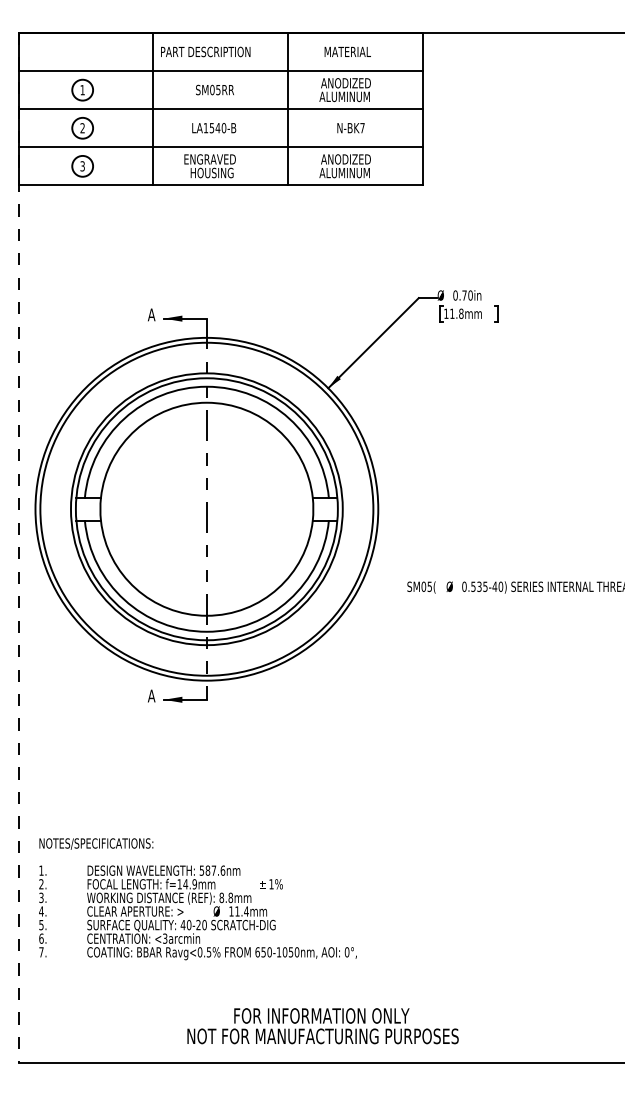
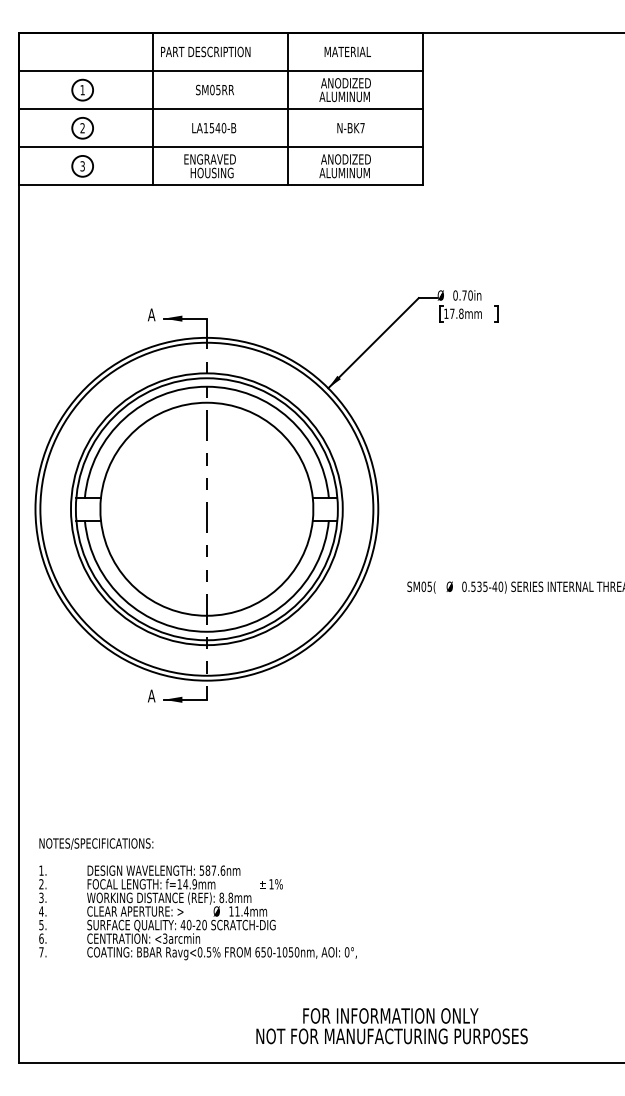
text: 11.8mm -> 17.8mm (452, 313)
line: dashed -> solid (18, 548)
text position: (322, 1026) -> (391, 1026) (391, 1026)
